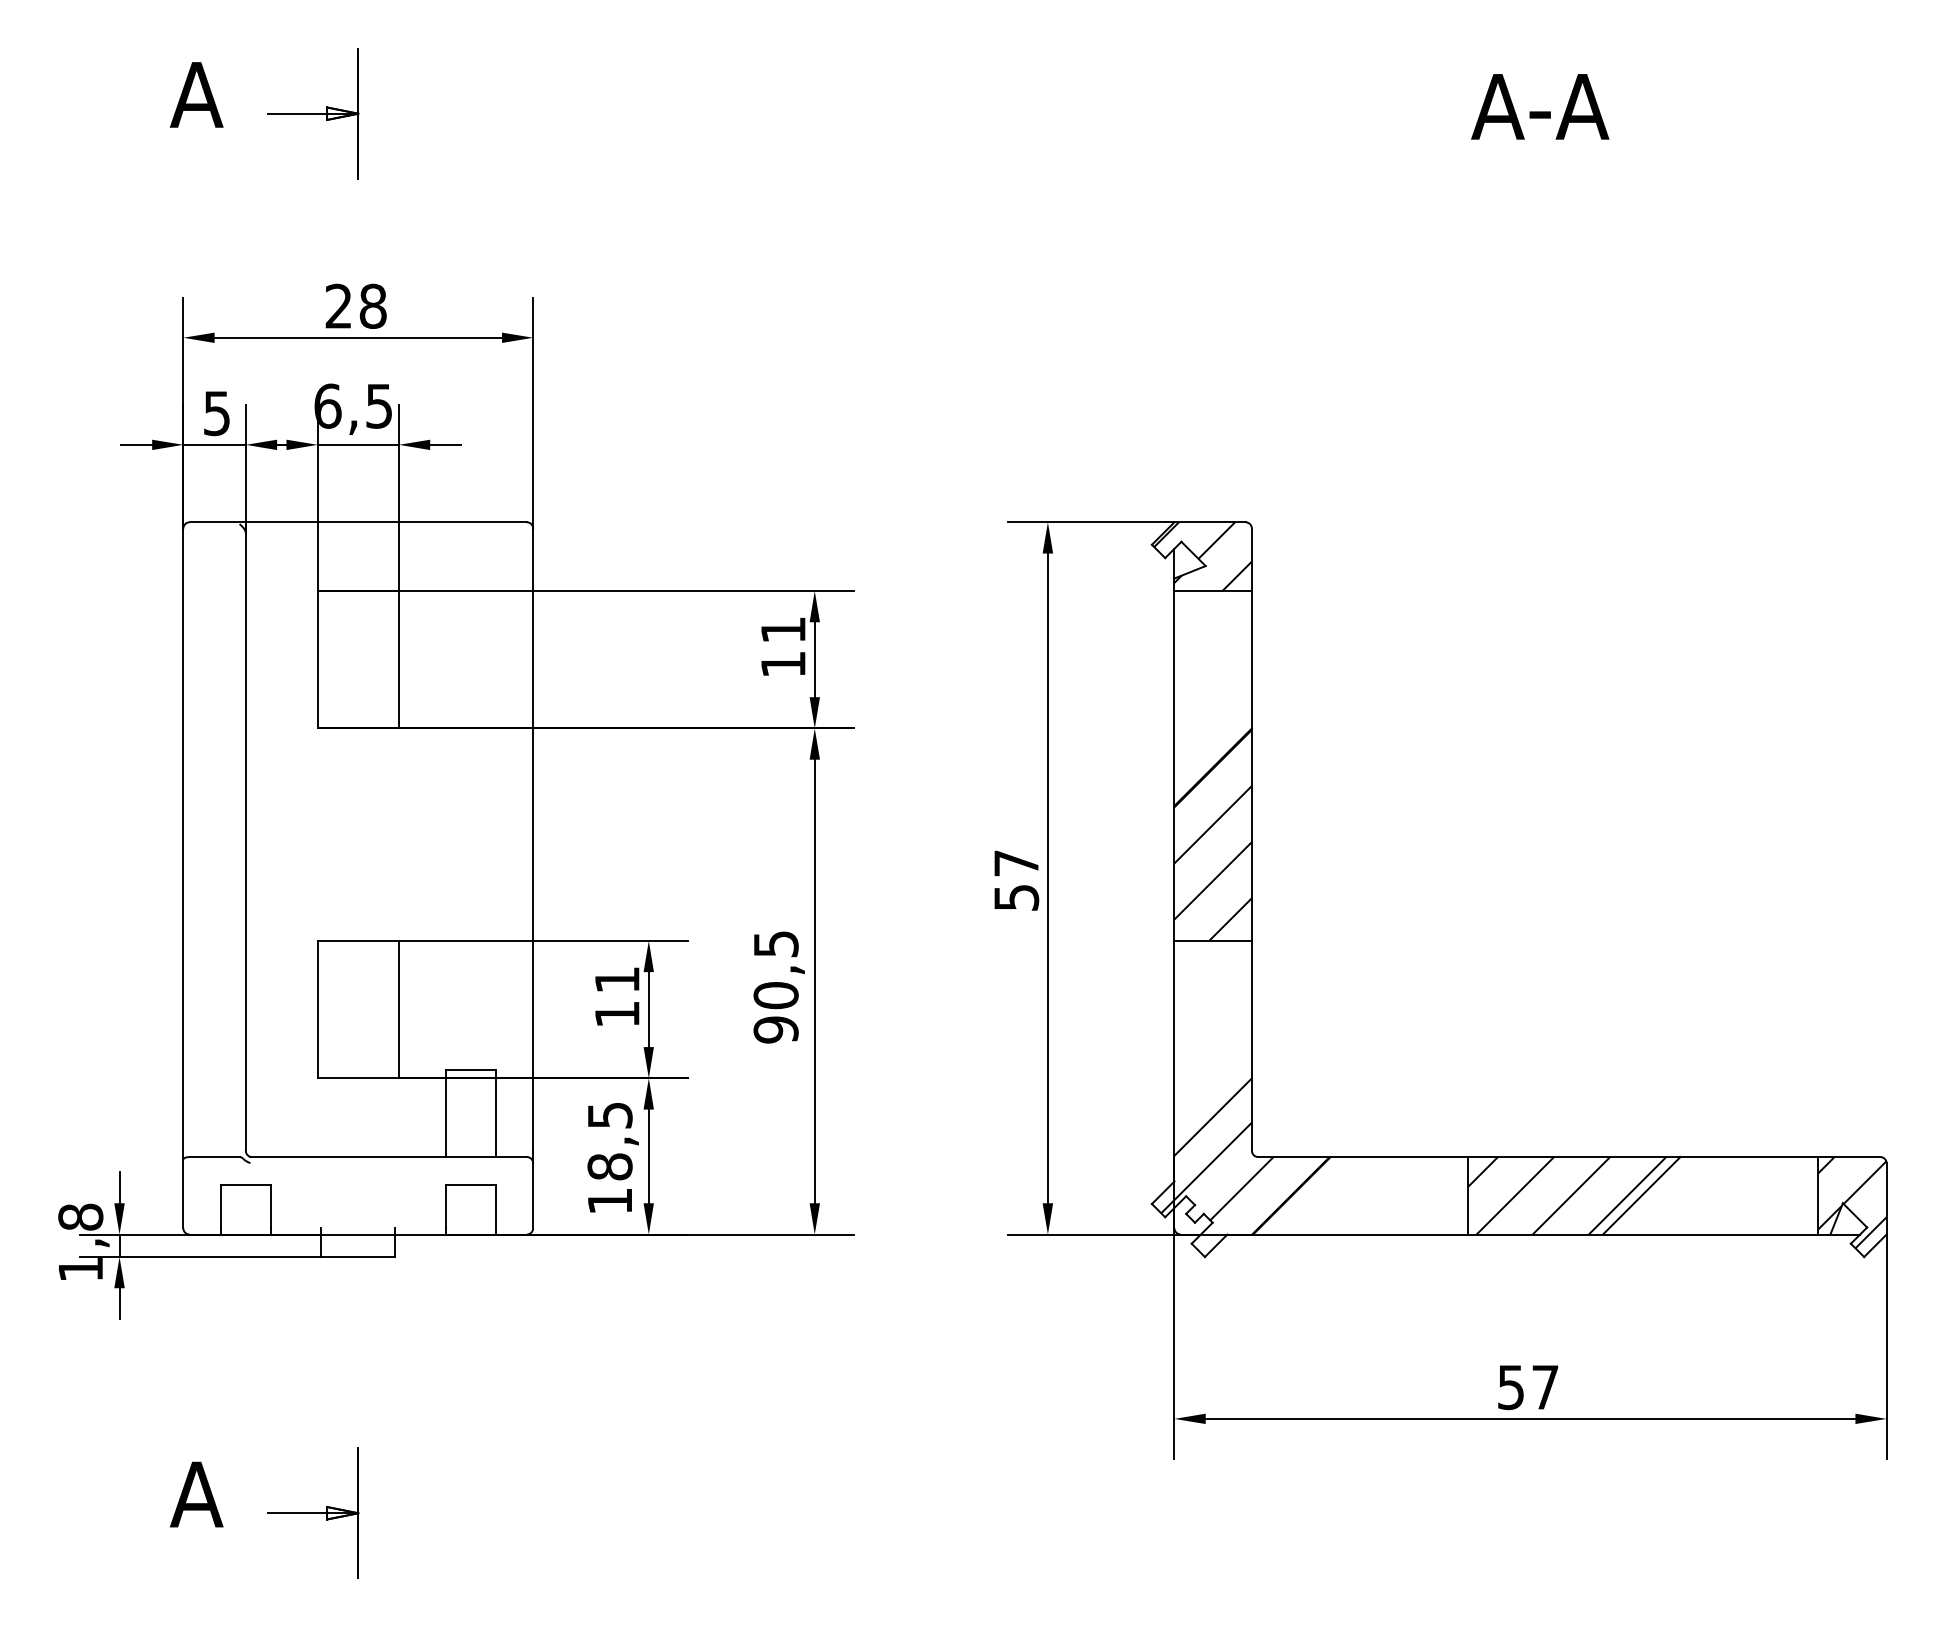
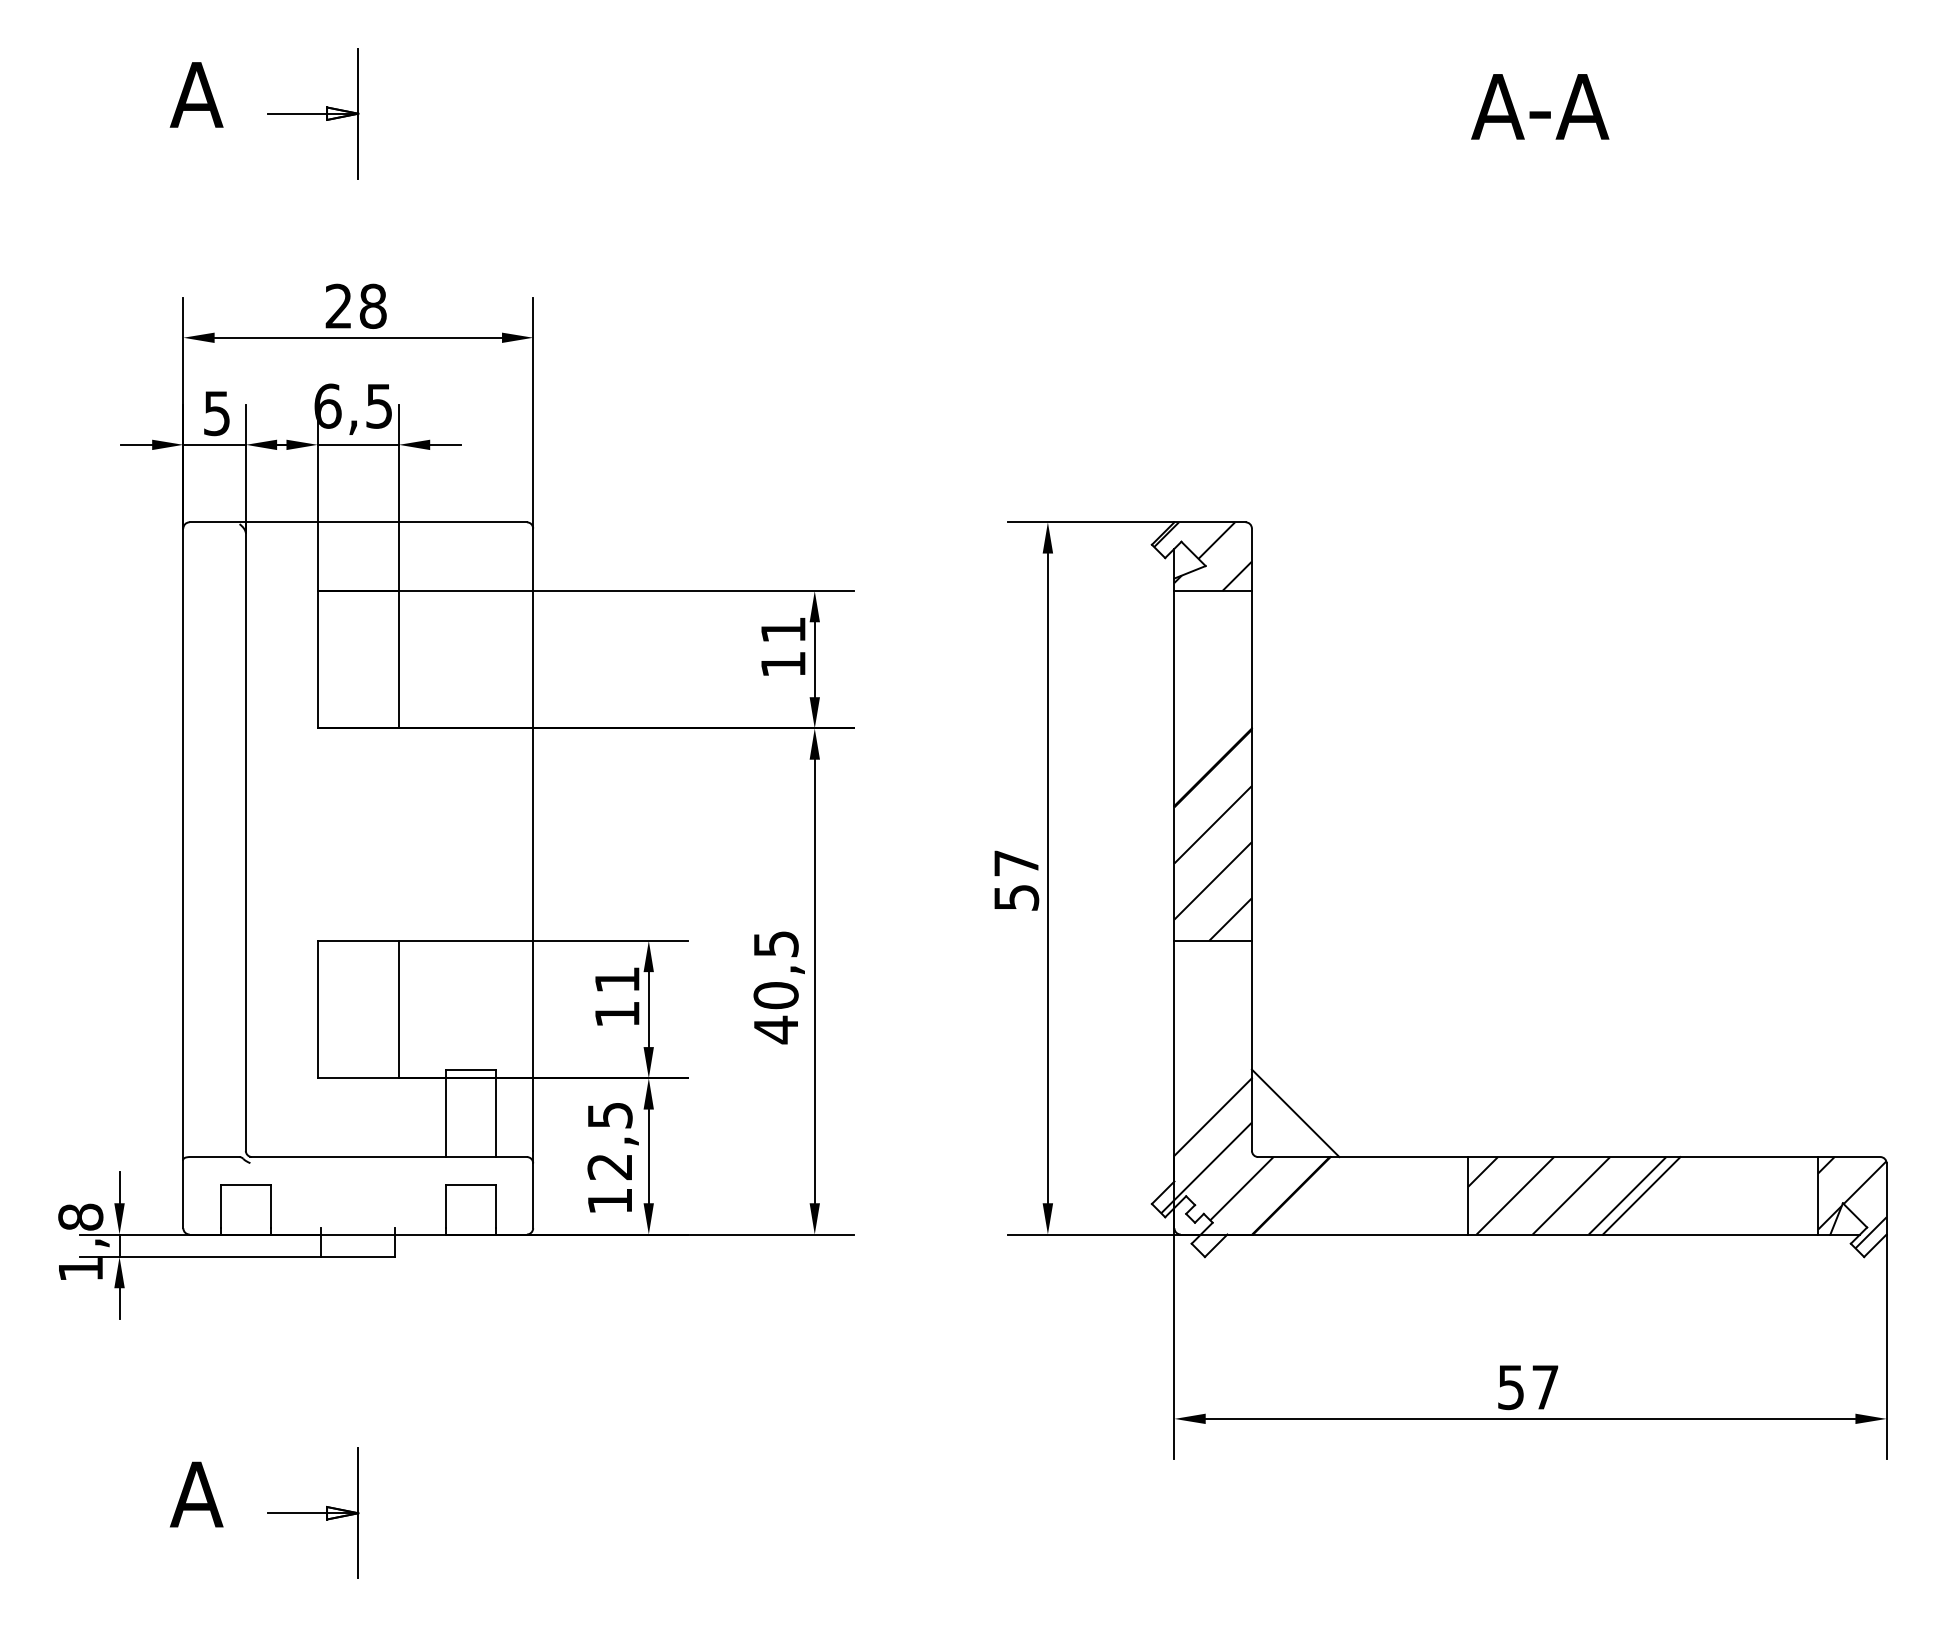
text: 90,5 -> 40,5 (775, 1029)
line: none -> present (1295, 1113)
text: 18,5 -> 12,5 (609, 1166)
